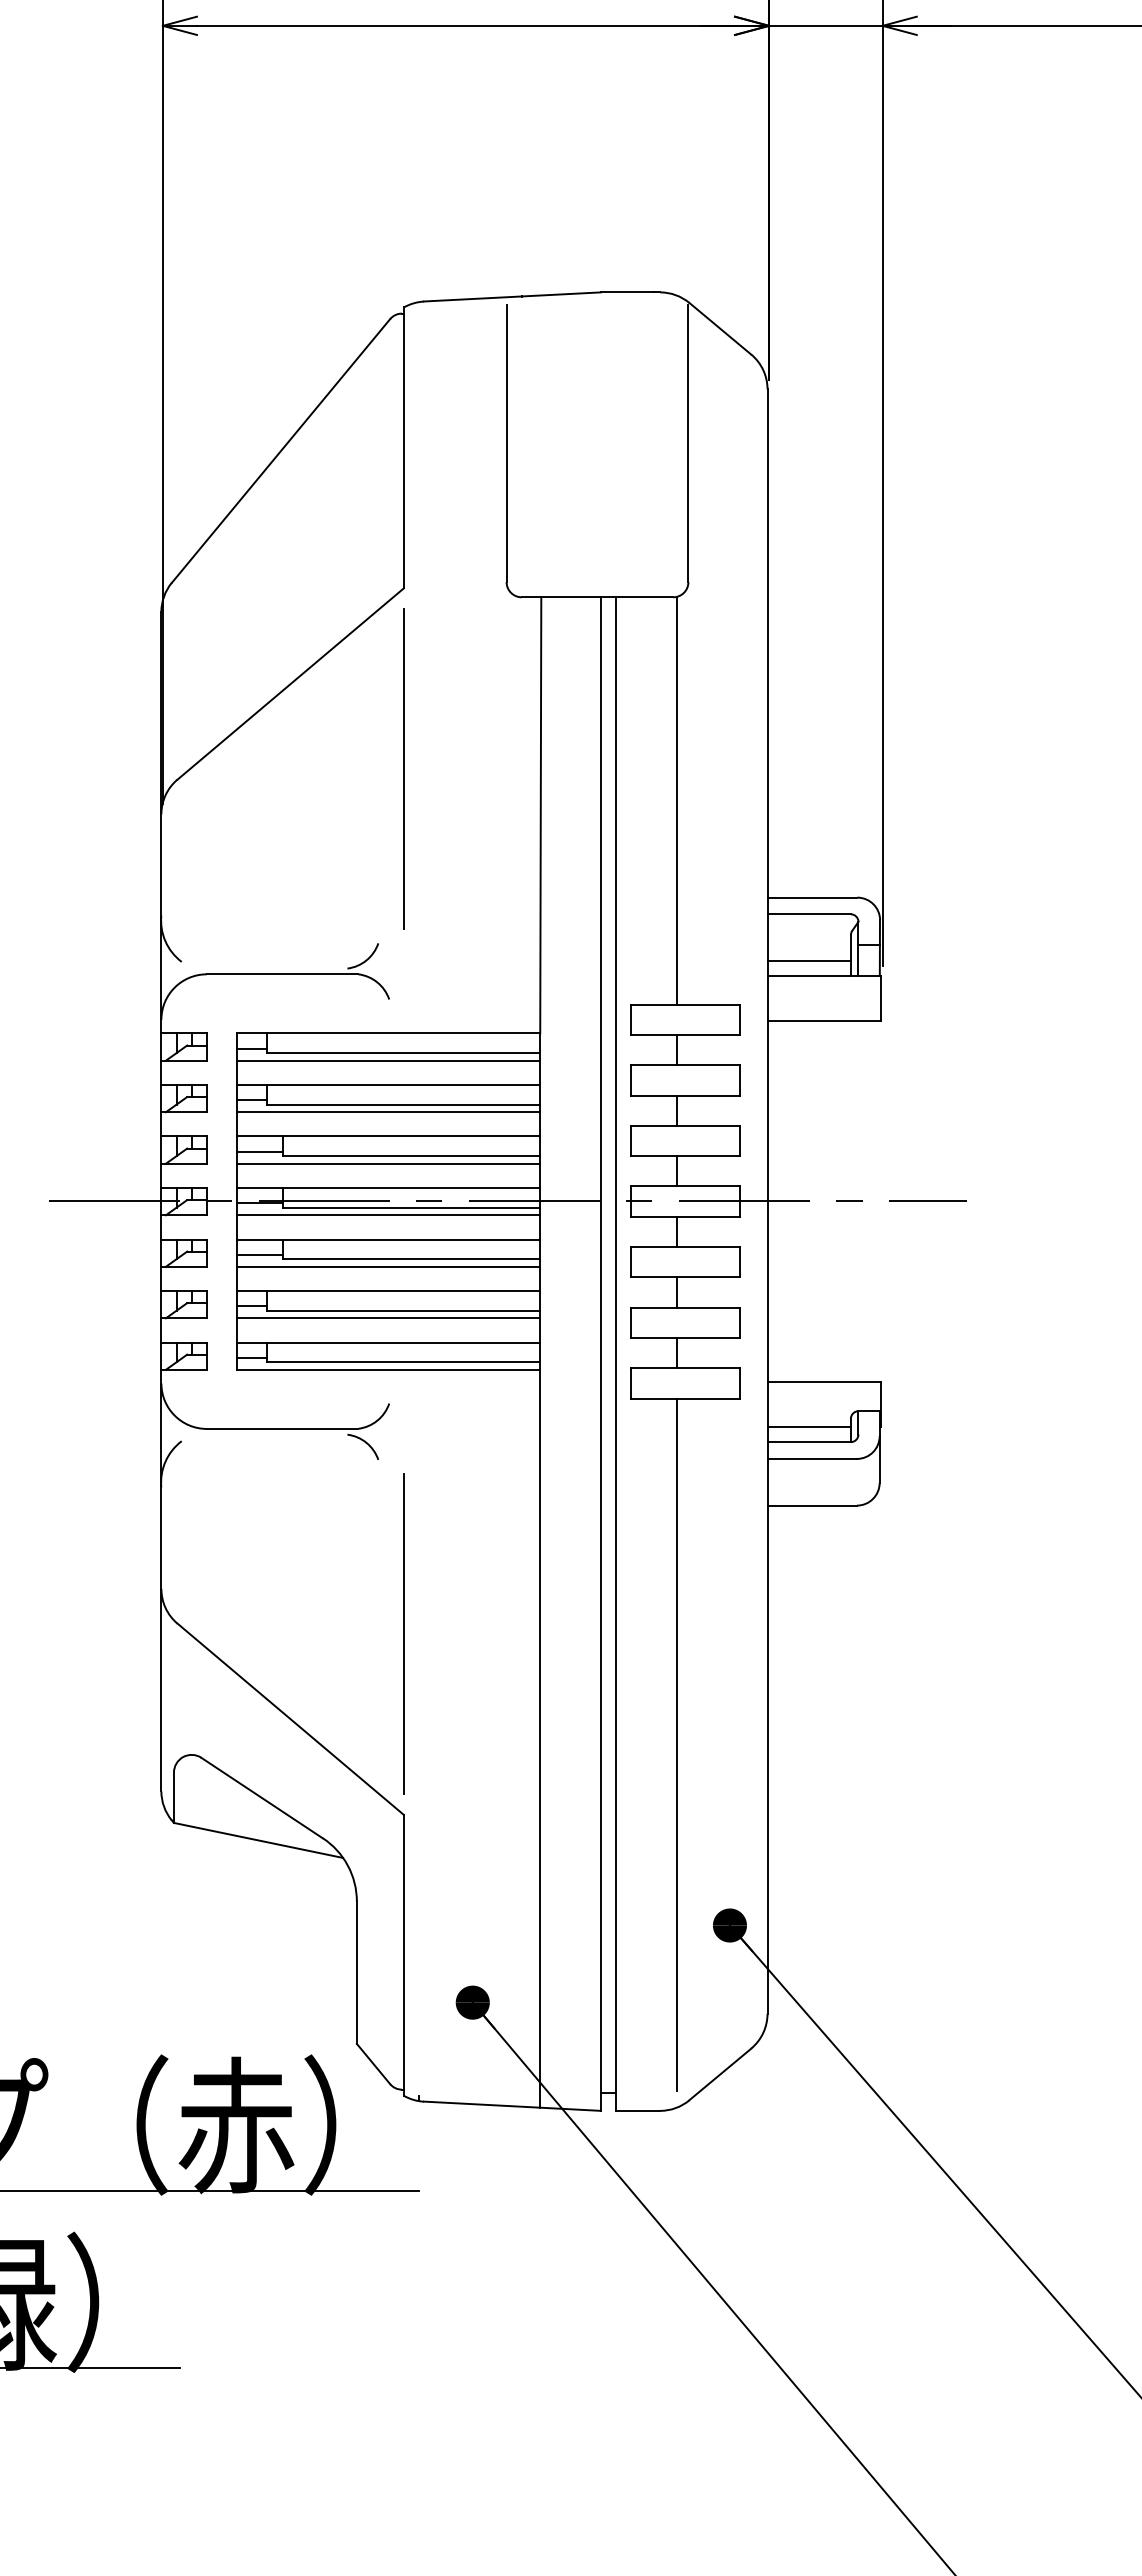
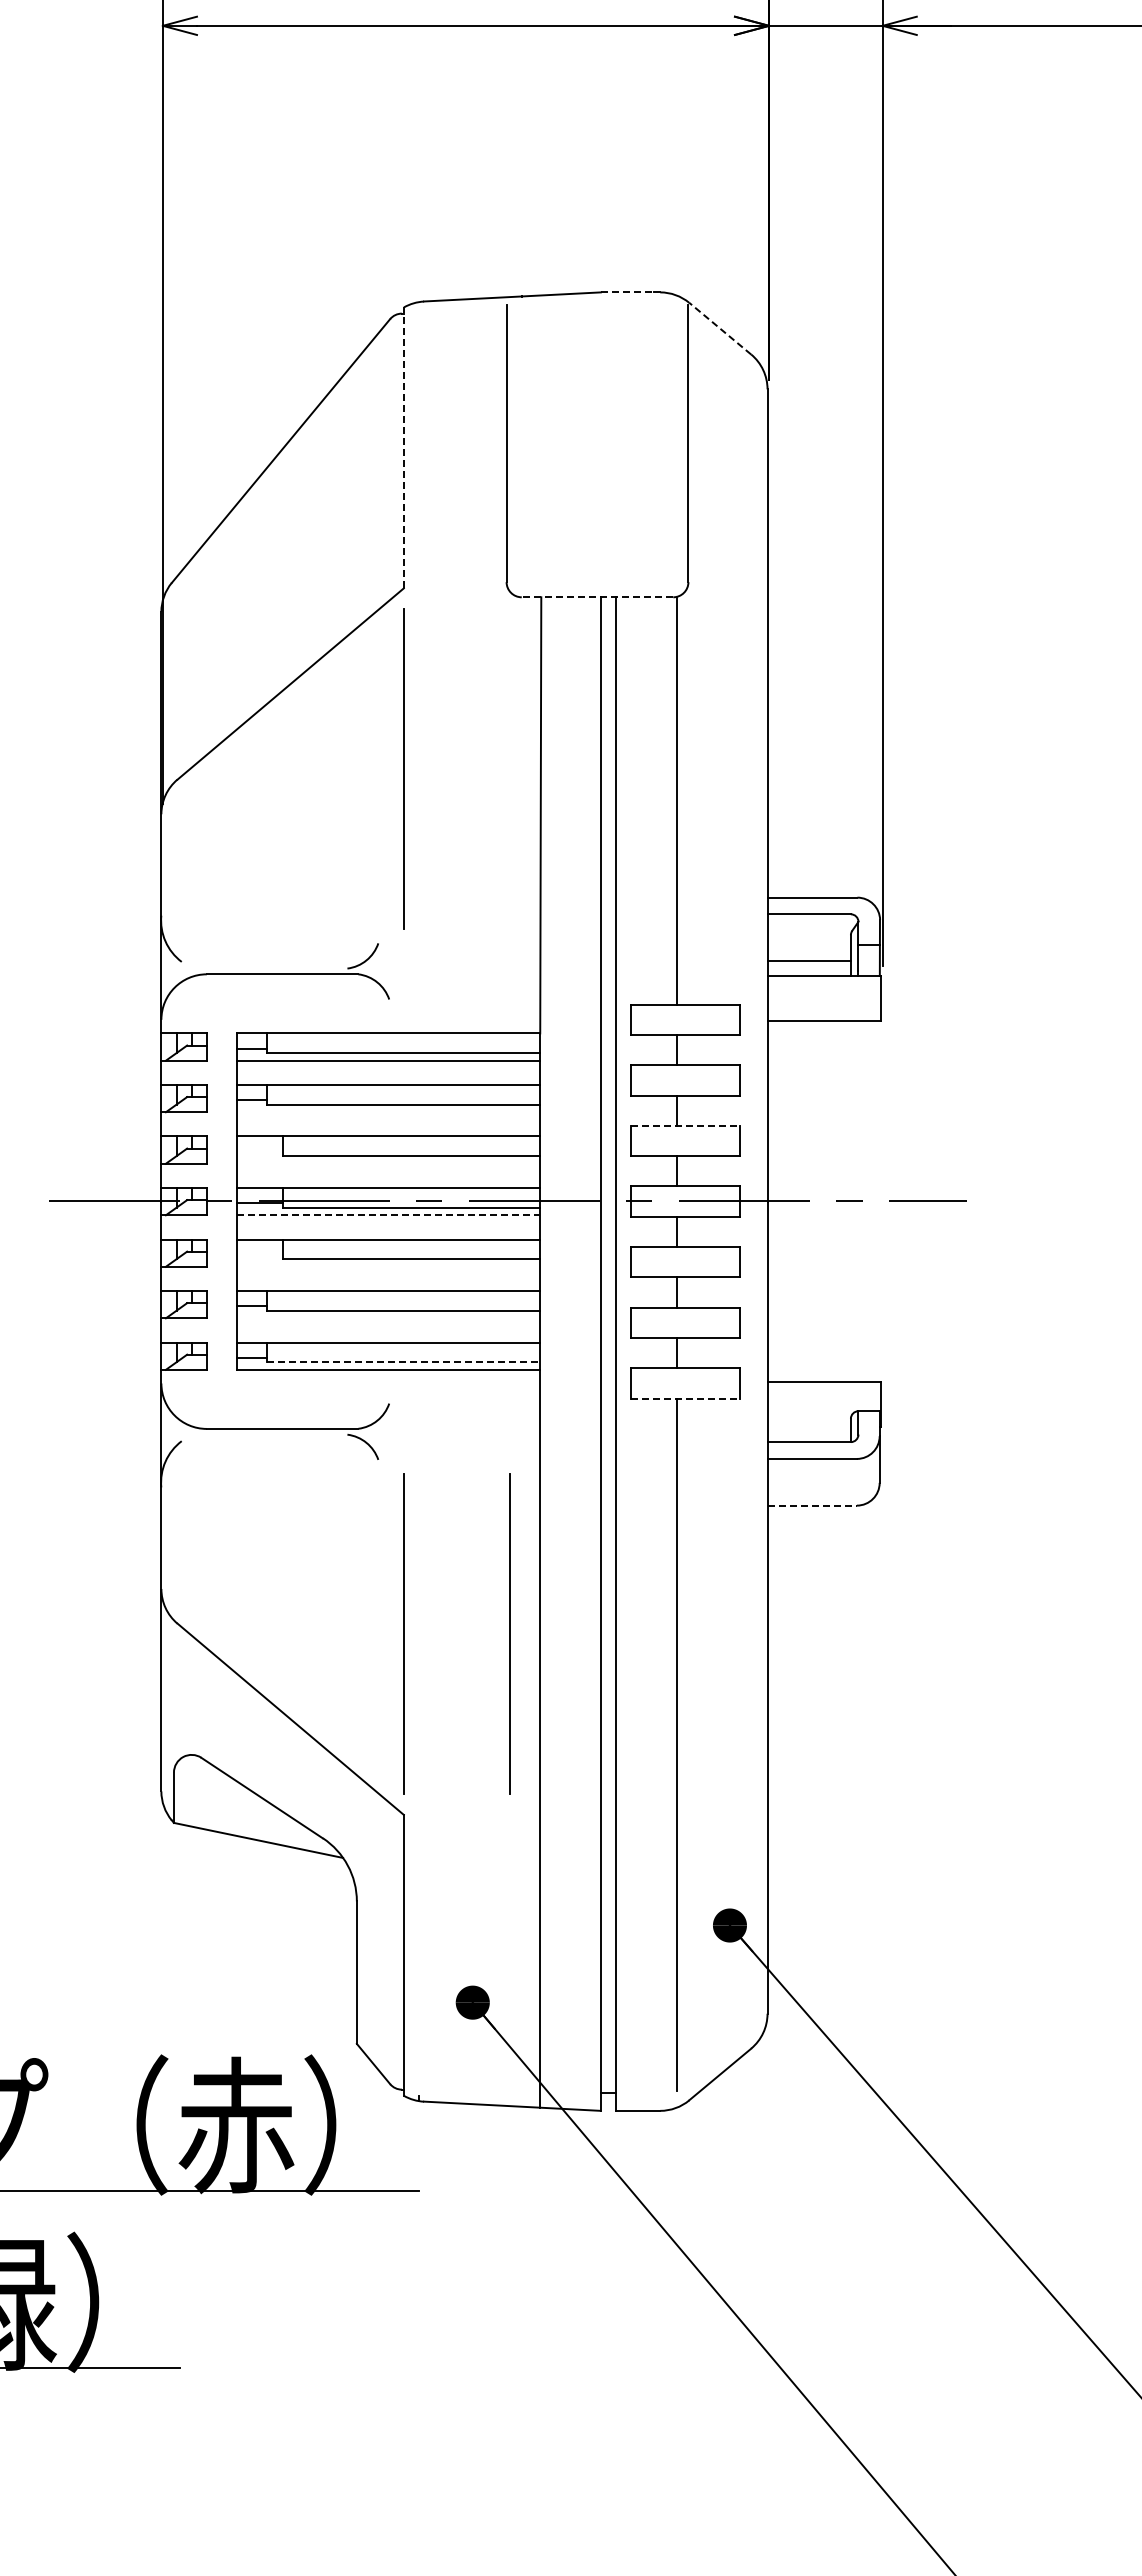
line: solid -> dashed (627, 292)
line: solid -> dashed (719, 328)
line: solid -> dashed (403, 447)
line: solid -> dashed (597, 597)
line: present -> none (388, 1112)
line: solid -> dashed (685, 1125)
line: present -> none (259, 1151)
line: present -> none (388, 1163)
line: solid -> dashed (388, 1215)
line: present -> none (259, 1254)
line: present -> none (388, 1266)
line: present -> none (388, 1318)
line: solid -> dashed (404, 1362)
line: solid -> dashed (685, 1398)
line: present -> none (808, 1427)
line: solid -> dashed (812, 1505)
line: none -> present (509, 1633)
